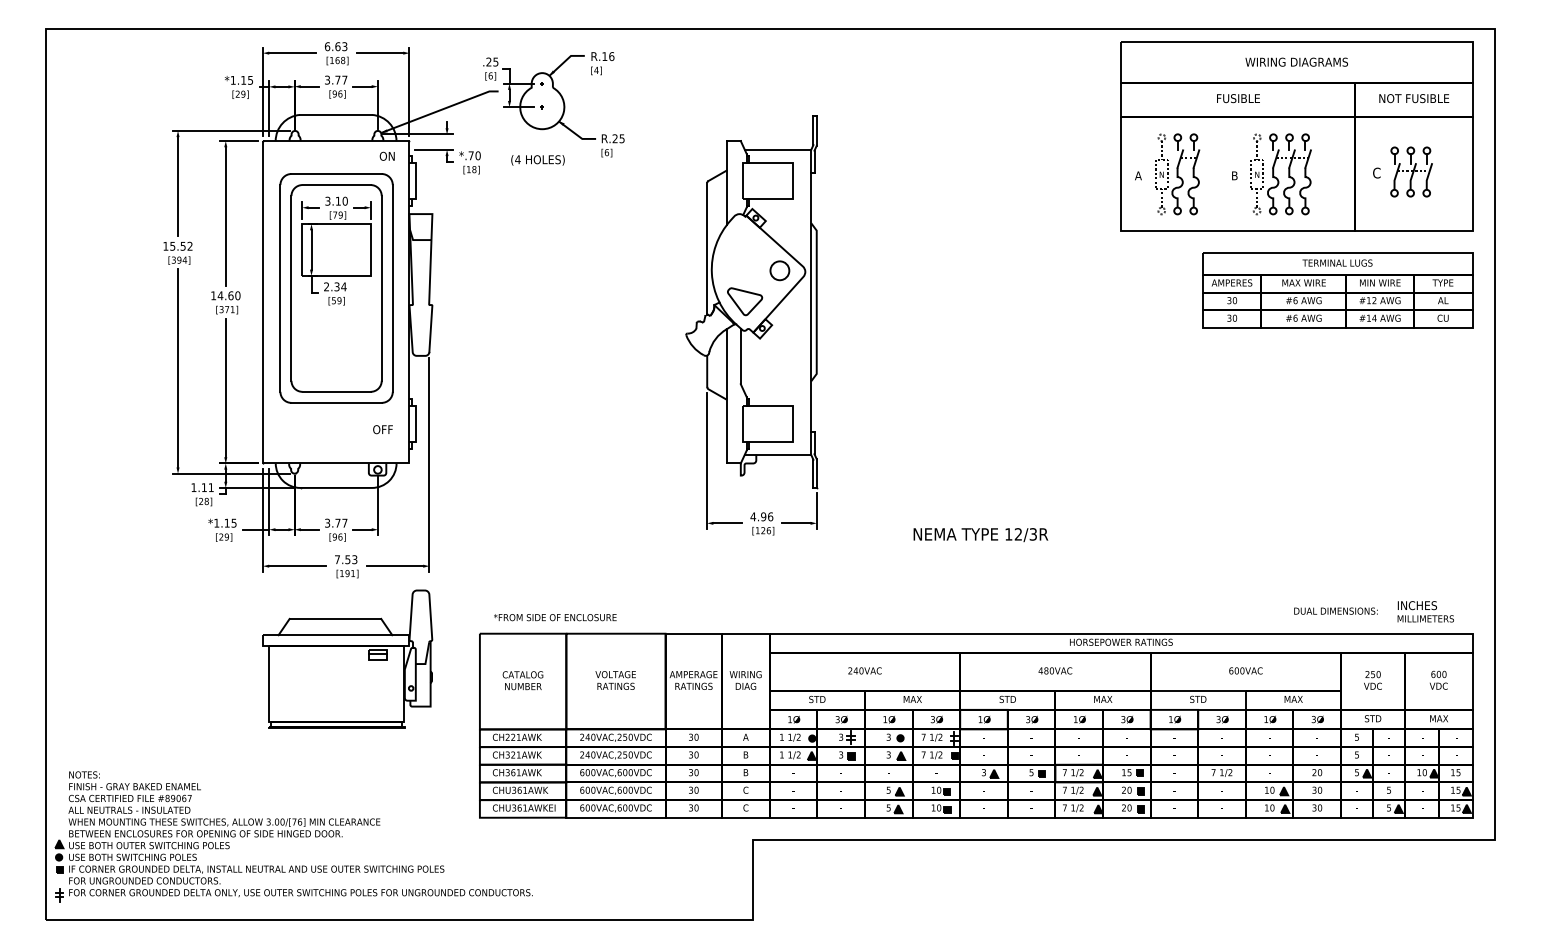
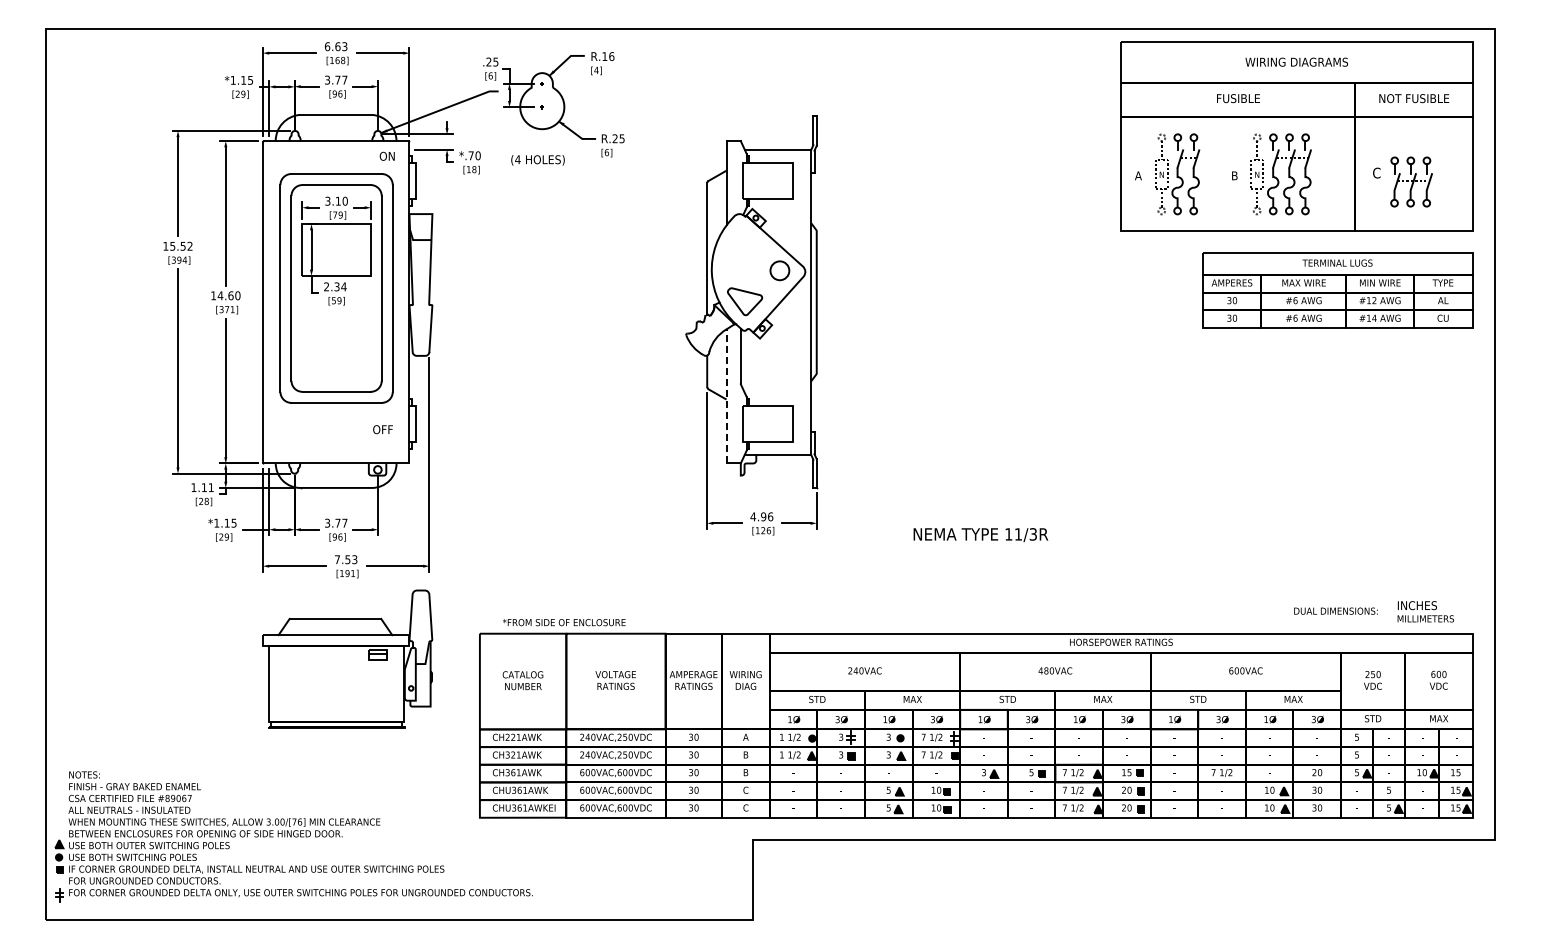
part position: (1411, 171) -> (1411, 181) (1411, 181)
line: solid -> dashed (726, 395)
text: 12/3R -> 11/3R (1017, 534)
text position: (555, 617) -> (564, 622) (564, 622)
